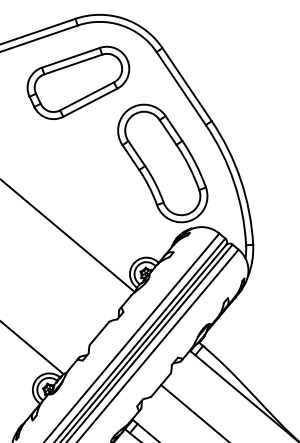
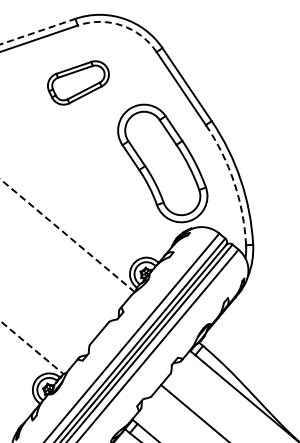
arc: solid -> dashed (121, 25)
line: solid -> dashed (37, 31)
part size: 105x76 px -> 63x46 px (78, 82)
arc: solid -> dashed (234, 182)
line: solid -> dashed (67, 235)
line: solid -> dashed (32, 348)
